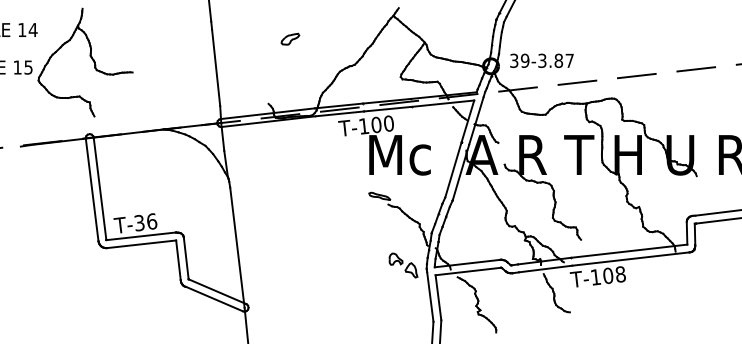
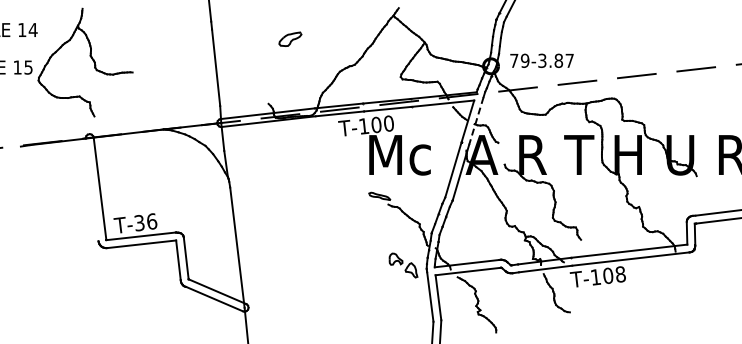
part size: 21x14 px -> 25x16 px (290, 38)
text: 39-3.87 -> 79-3.87 (514, 60)
line: solid -> dashed (476, 120)
line: present -> none (91, 189)
